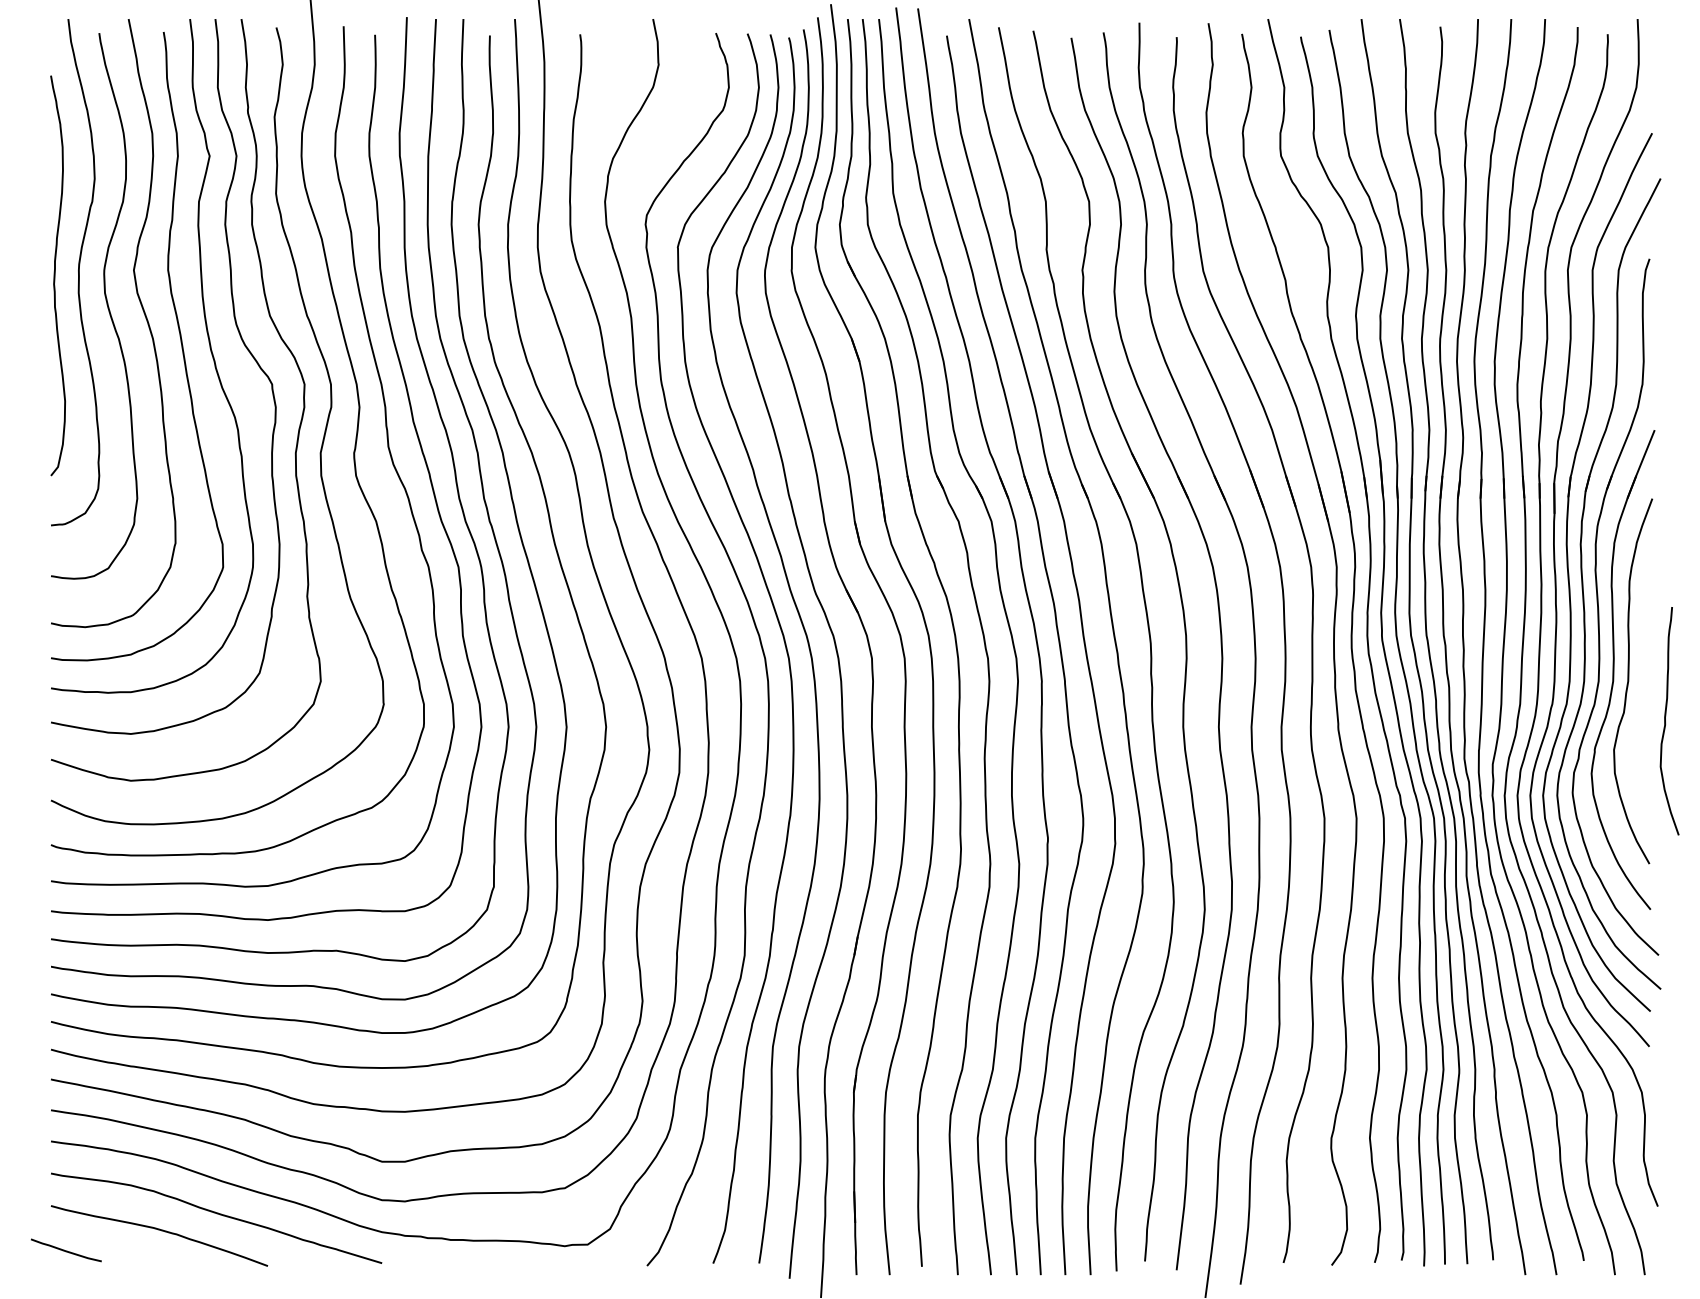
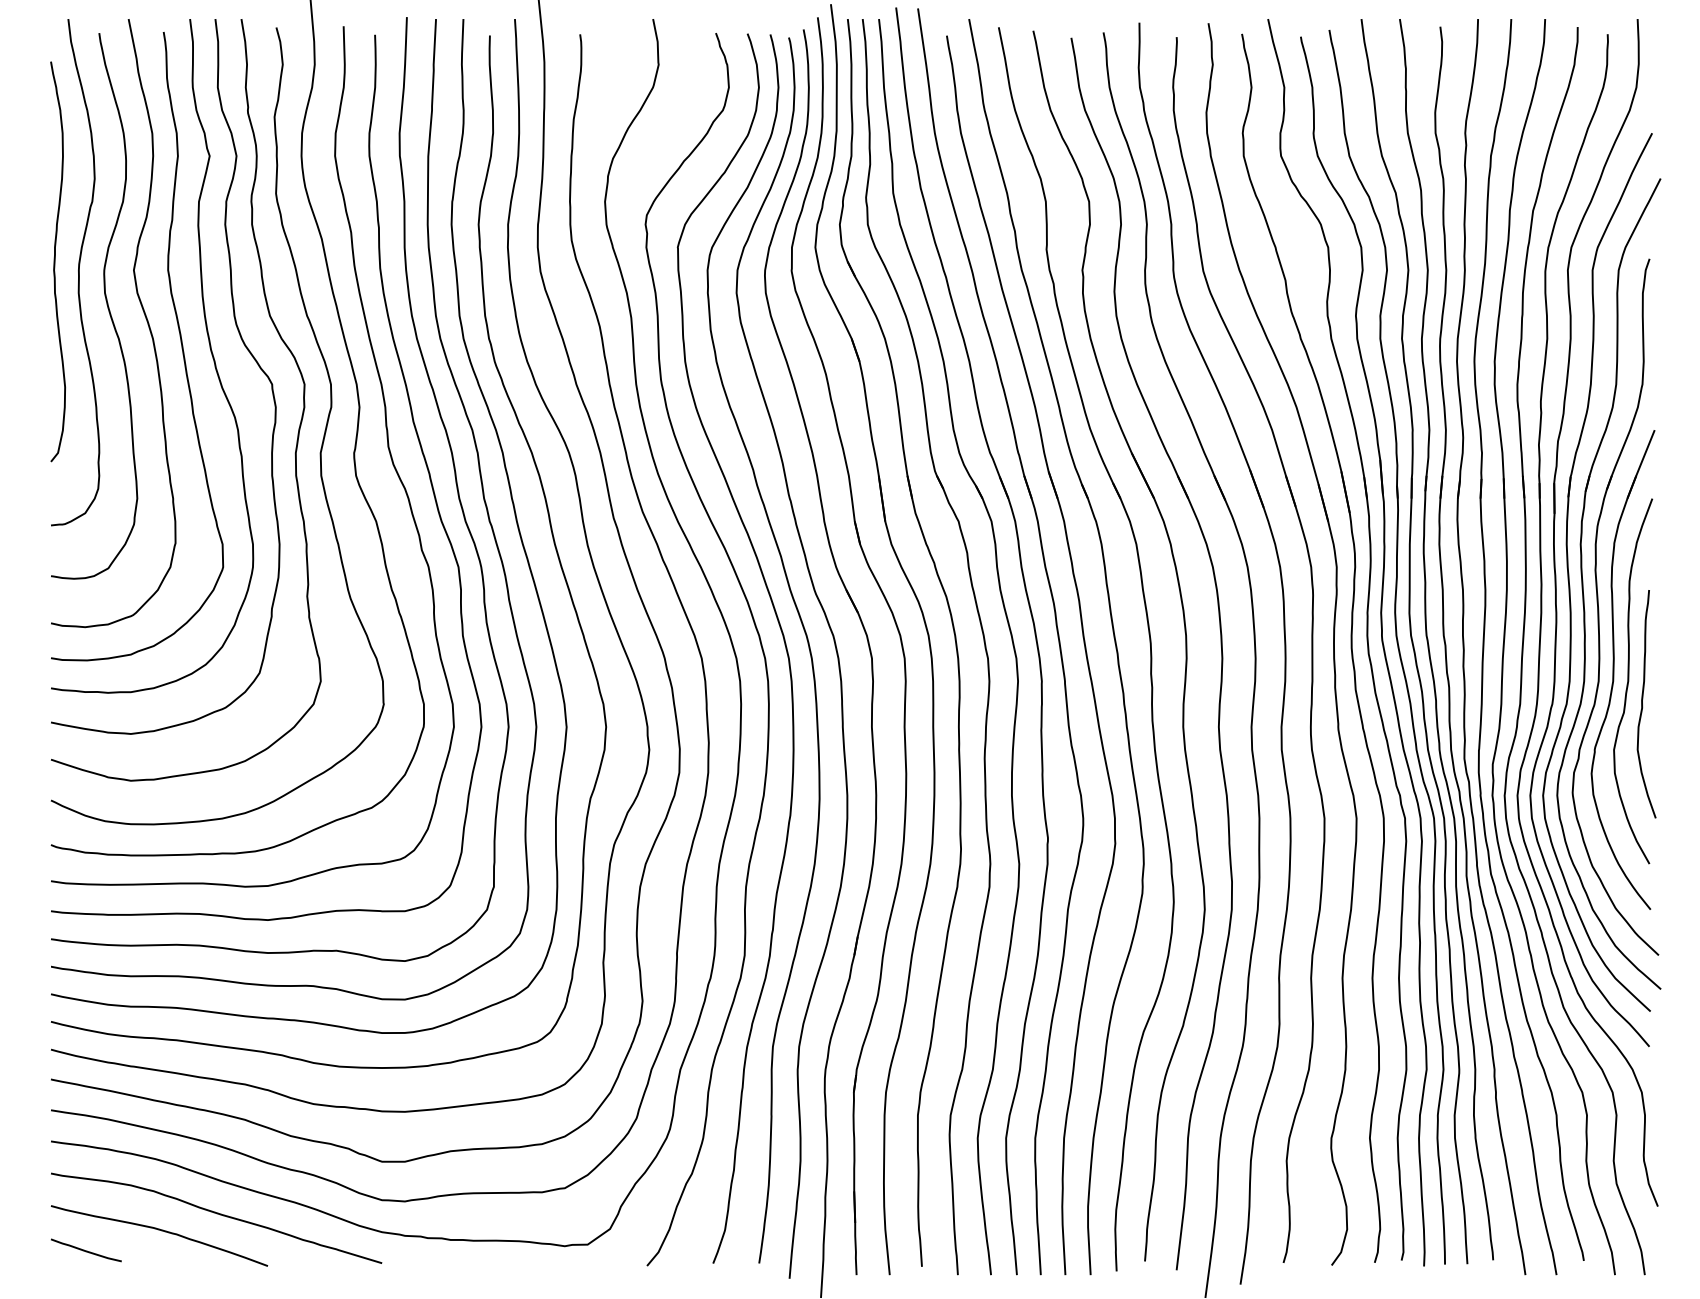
curve position: (55, 275) -> (55, 261) (55, 261)
curve position: (1665, 721) -> (1642, 704) (1642, 704)
curve position: (66, 1250) -> (86, 1250) (86, 1250)
